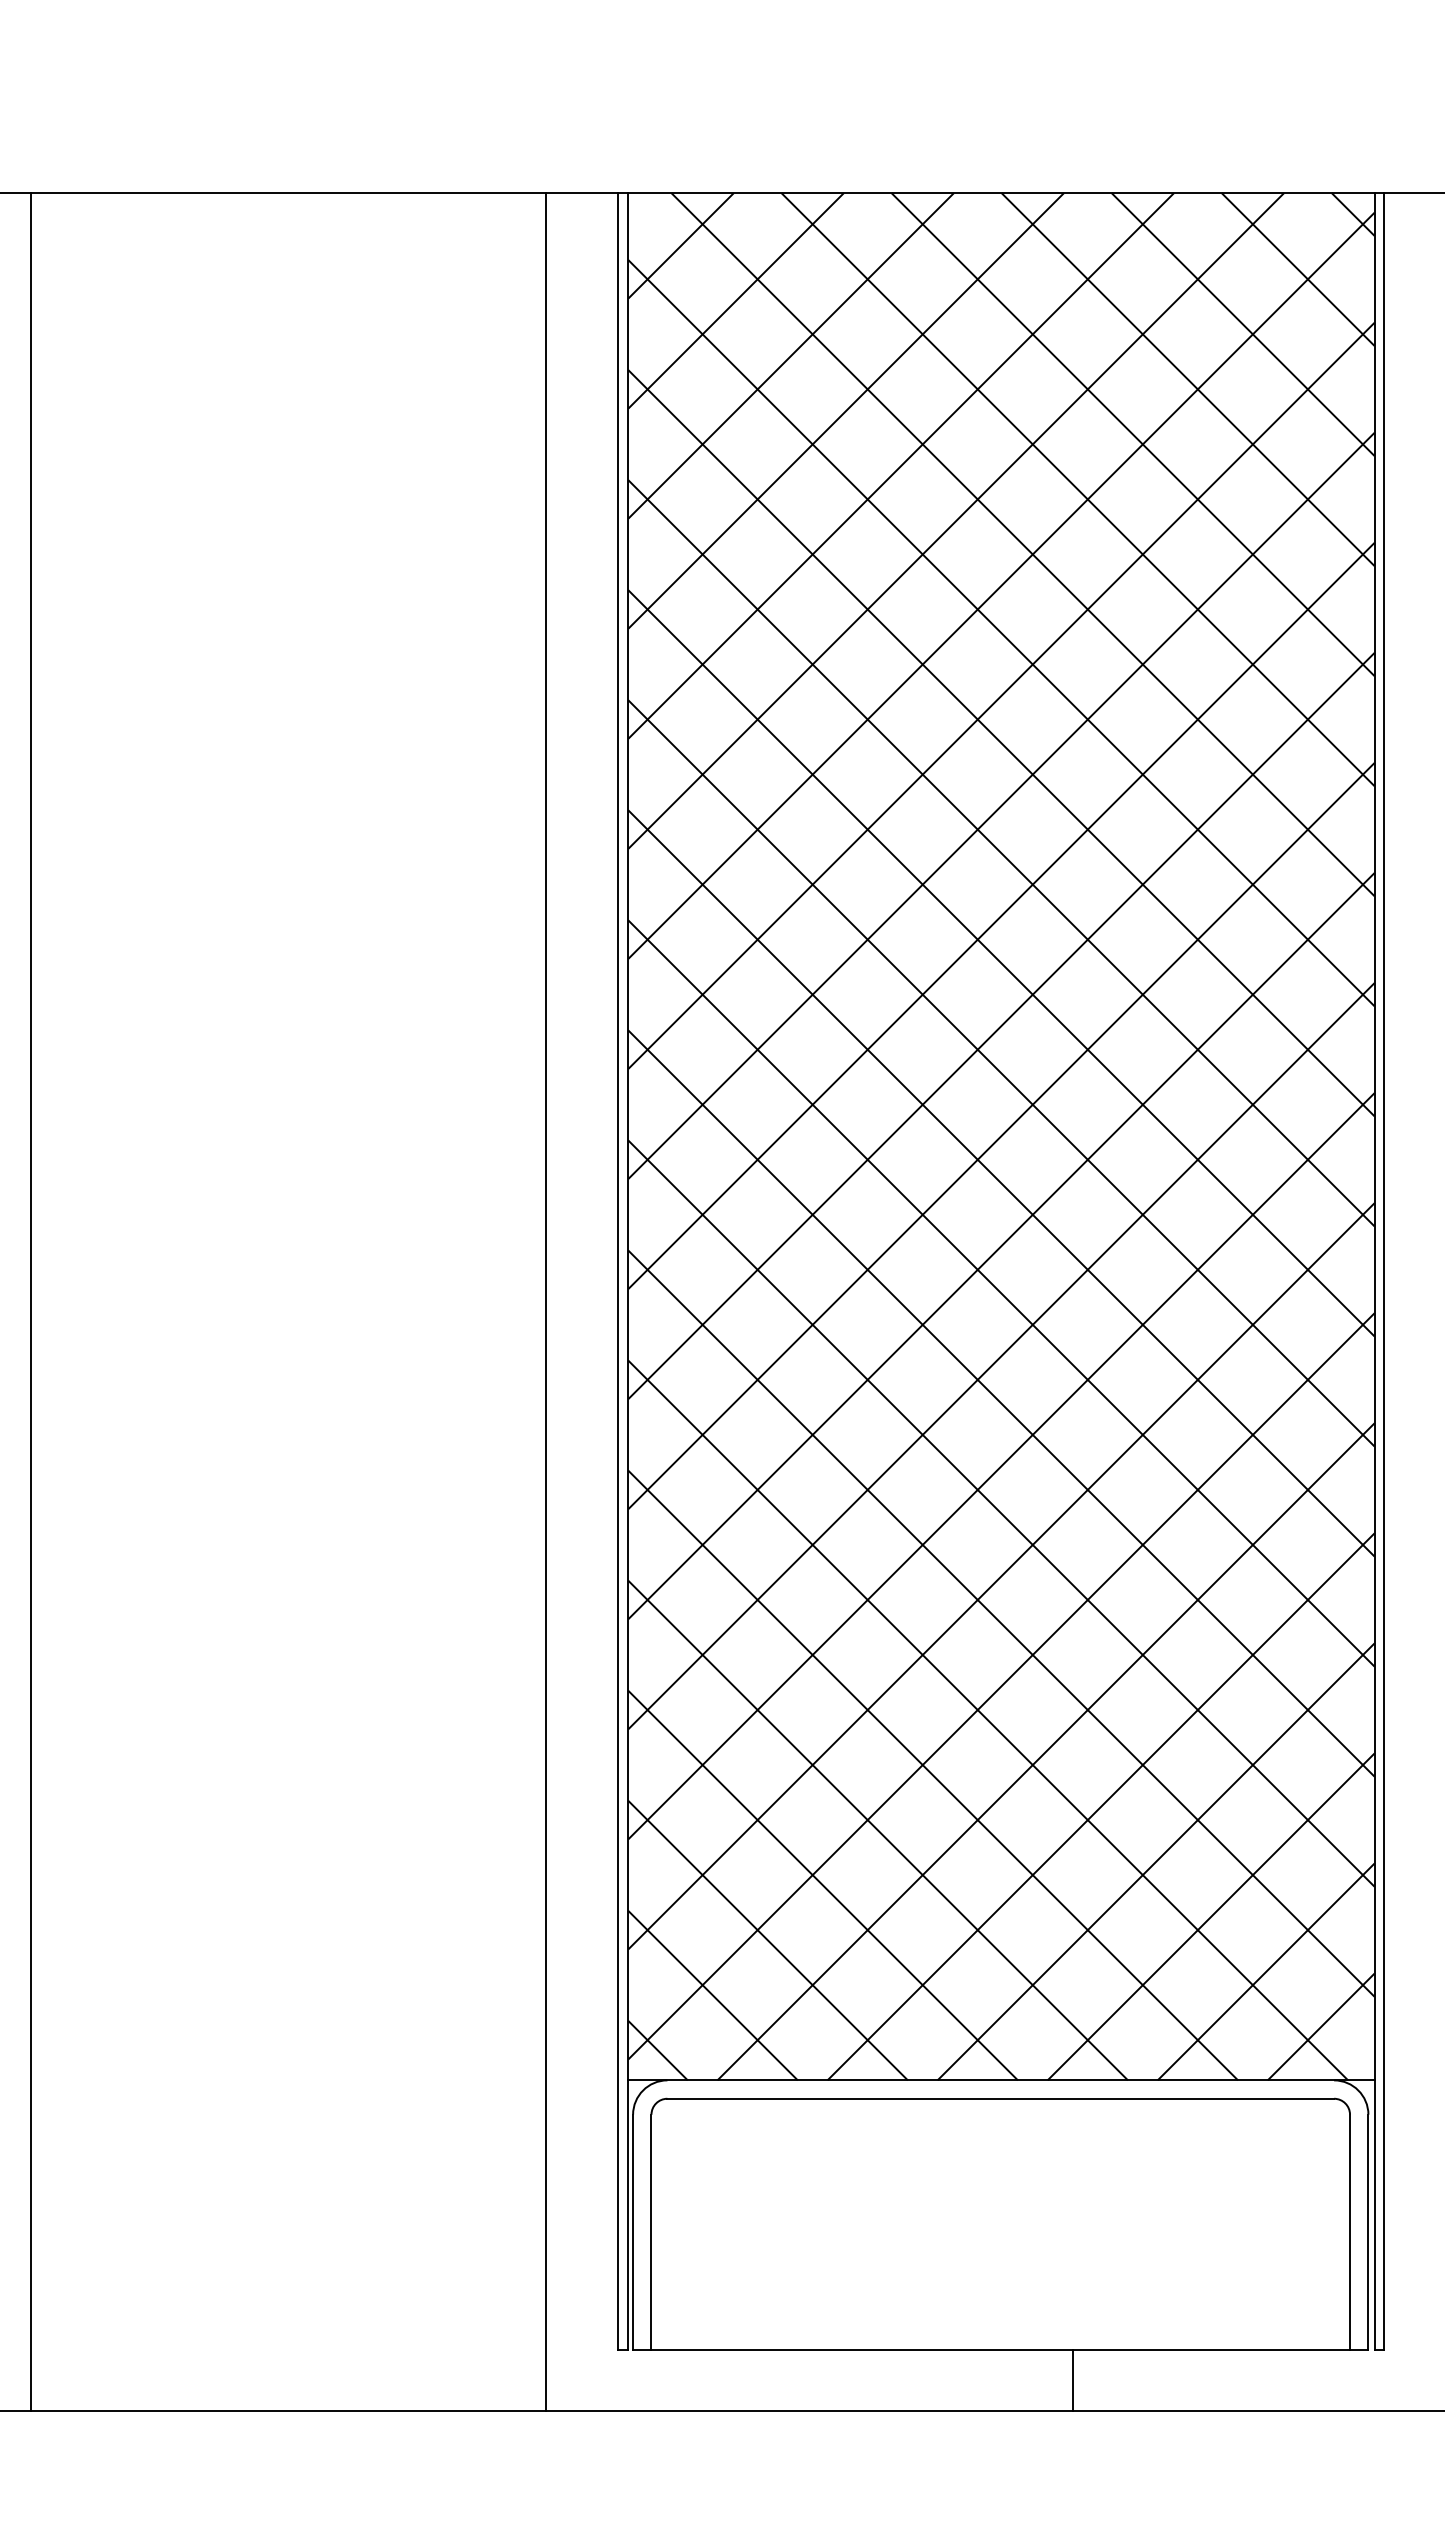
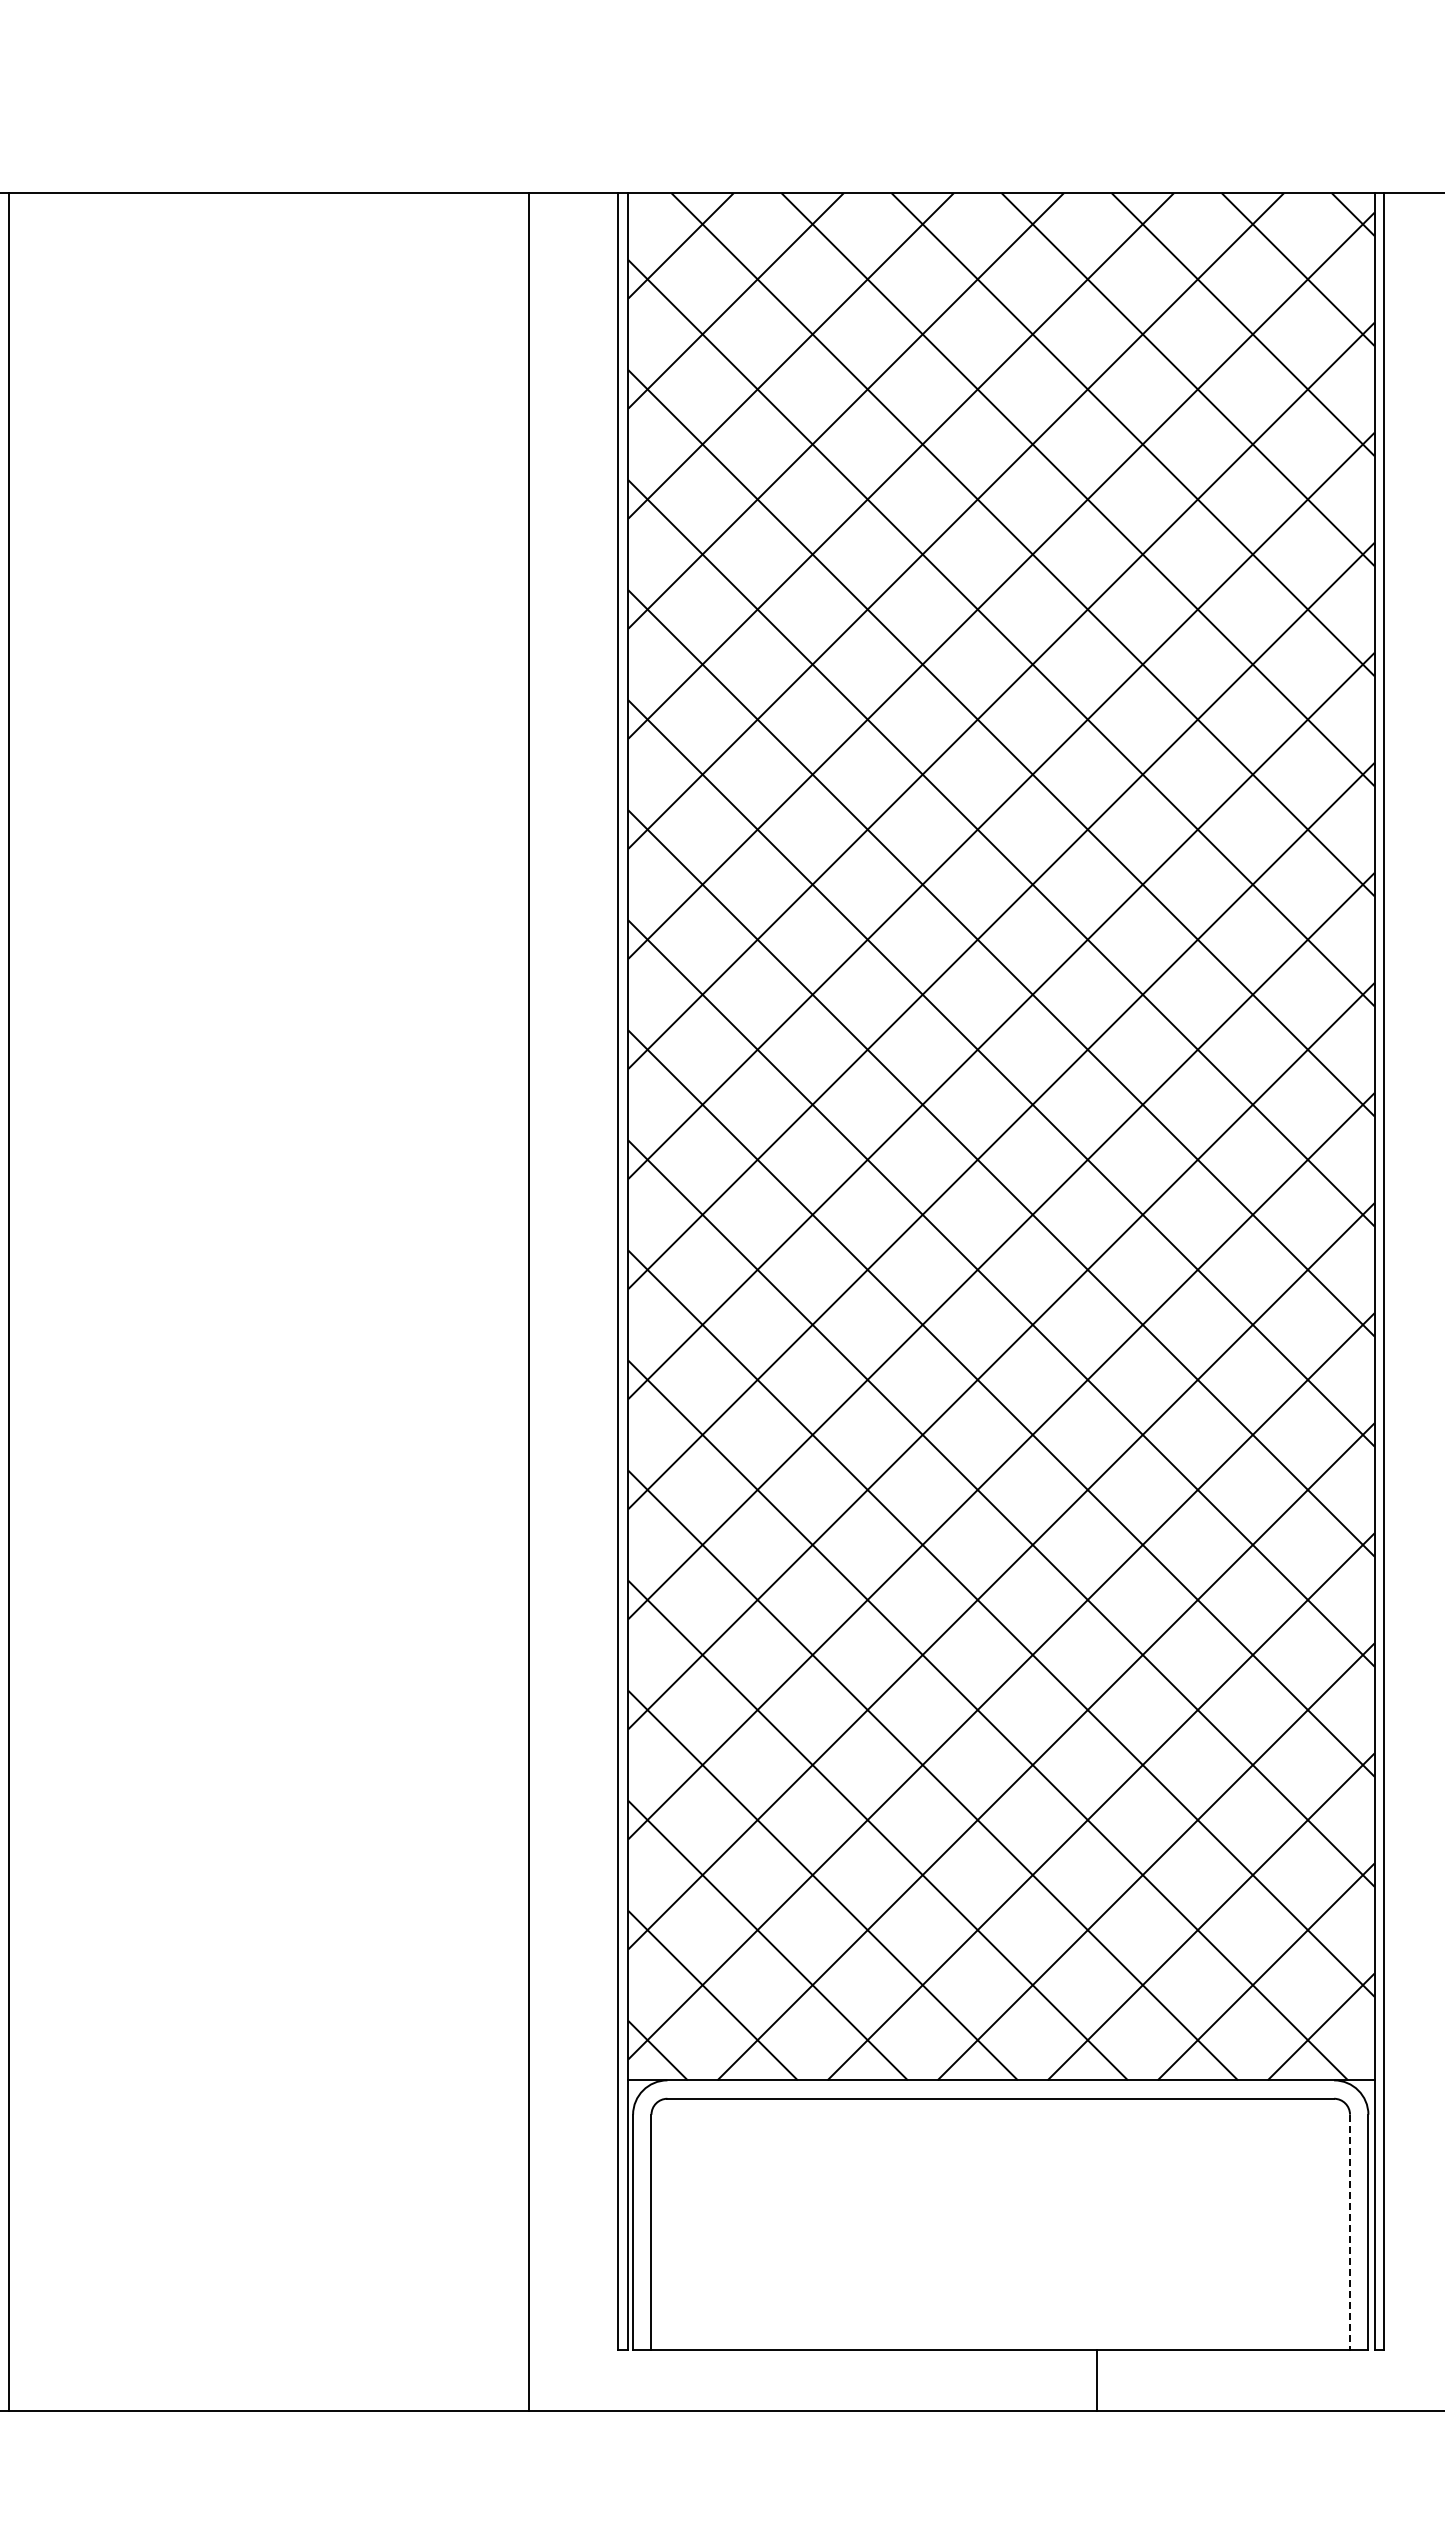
line position: (31, 1302) -> (9, 1302) (9, 1302)
line position: (546, 1302) -> (529, 1302) (529, 1302)
line: solid -> dashed (1350, 2232)
line position: (1073, 2380) -> (1097, 2380) (1097, 2380)
